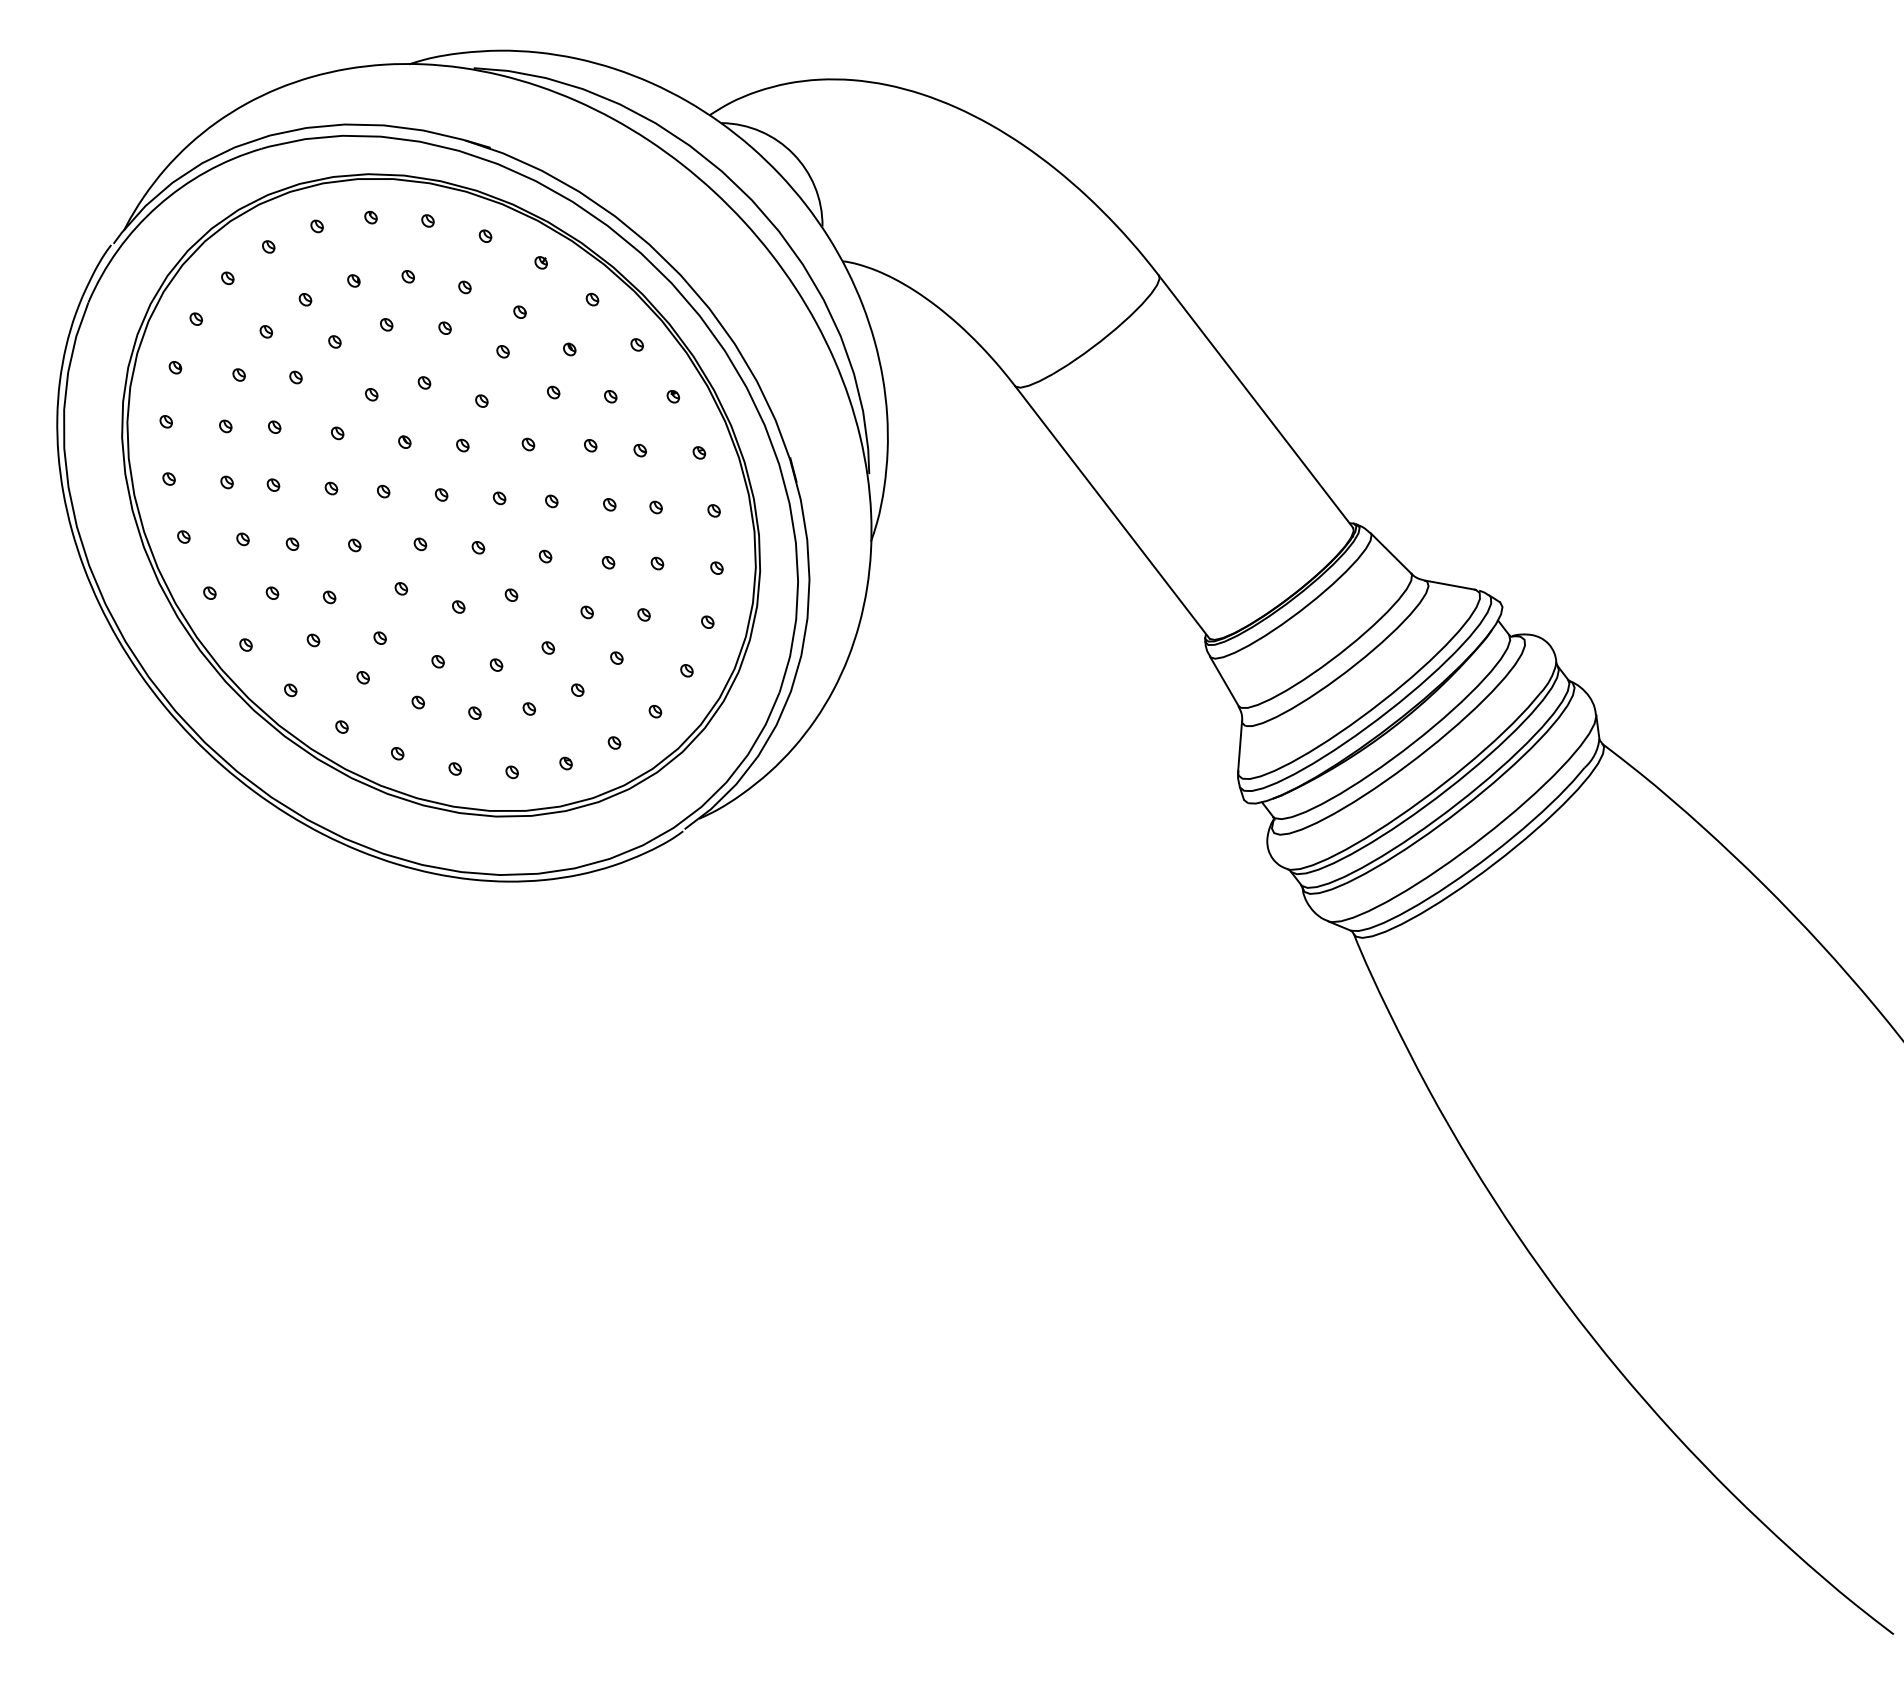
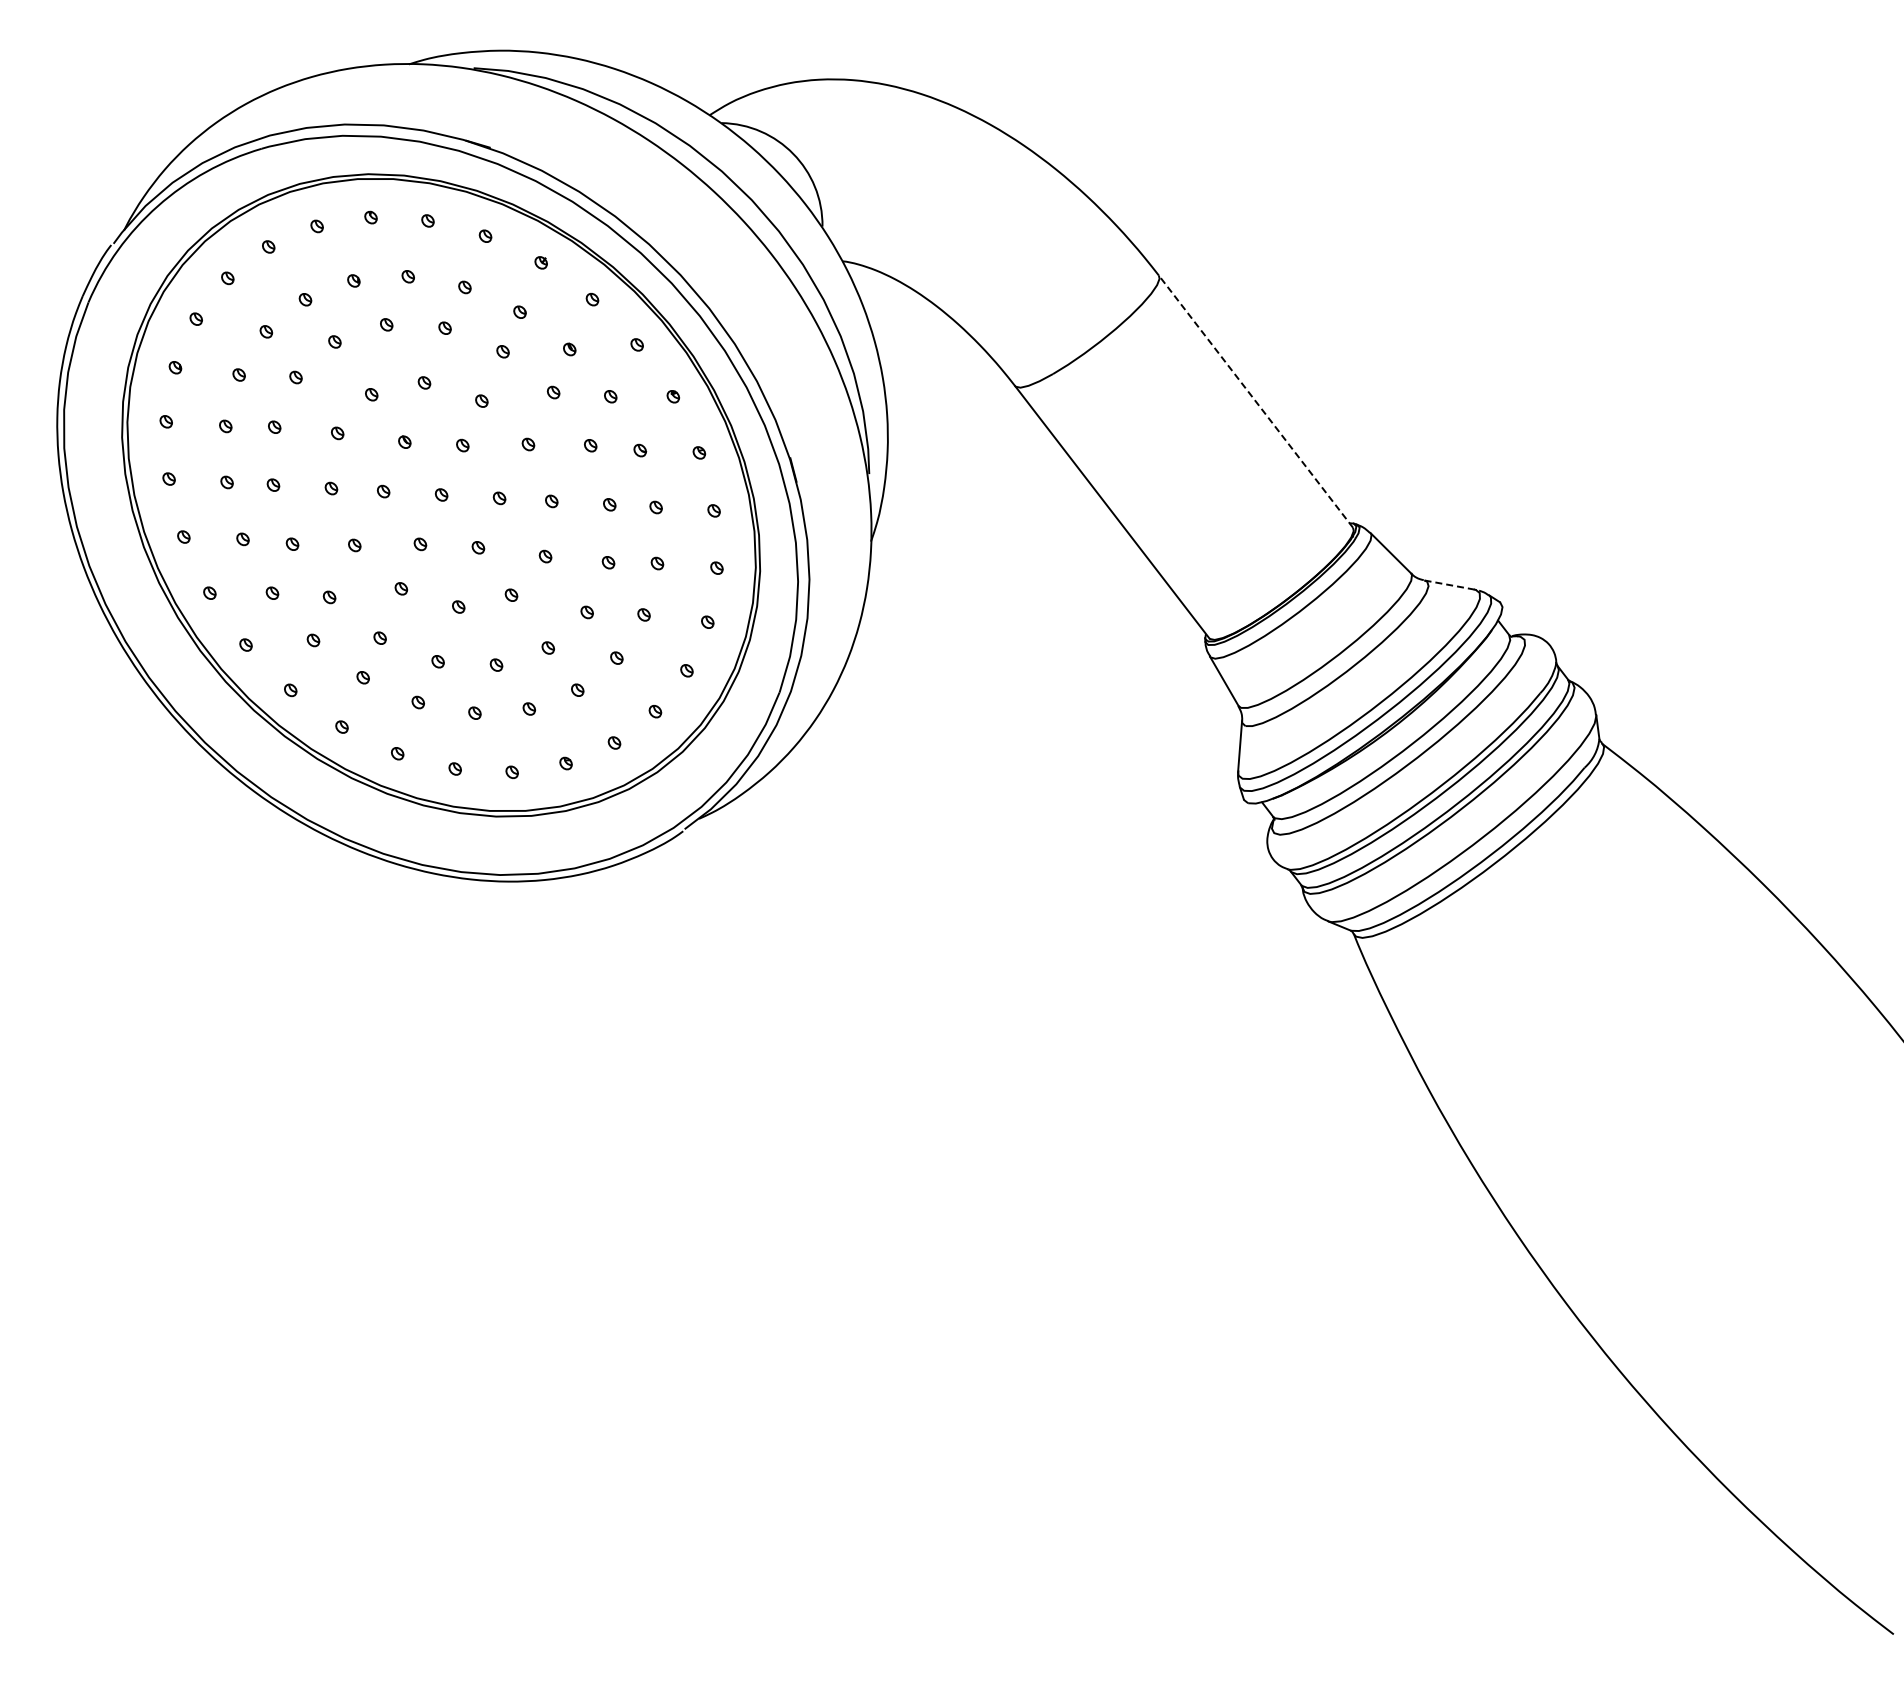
line: solid -> dashed (1255, 401)
line: solid -> dashed (1449, 585)
